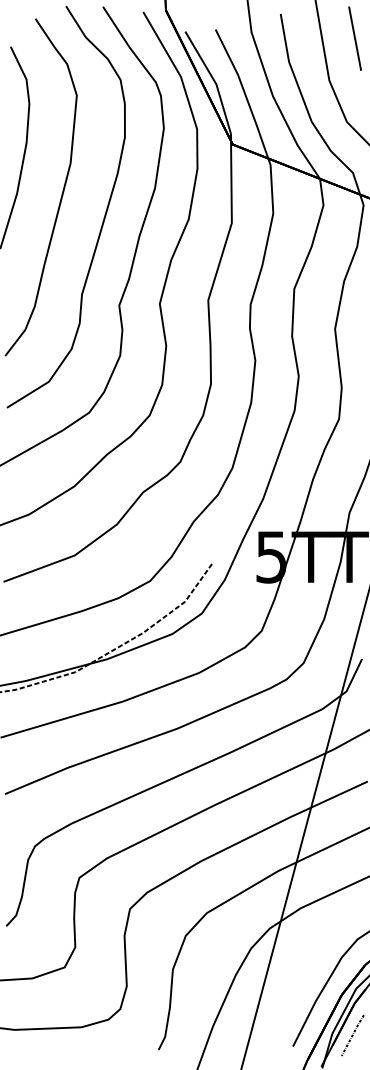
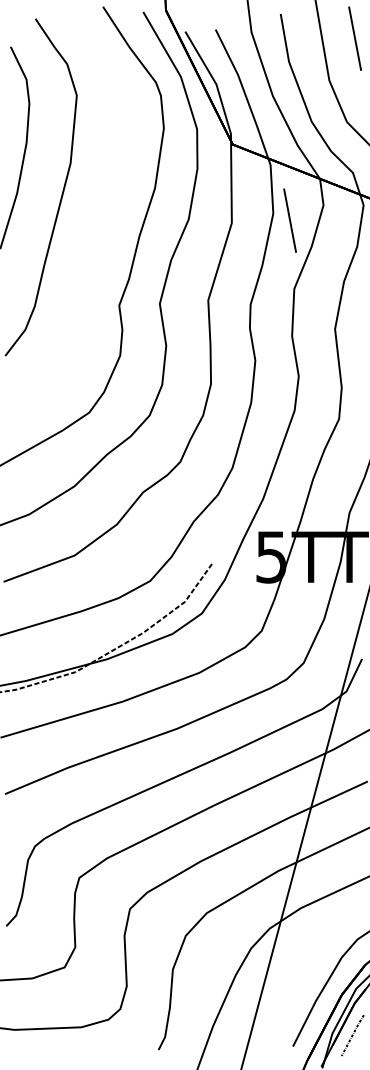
curve: present -> none (103, 217)
line: none -> present (289, 220)
